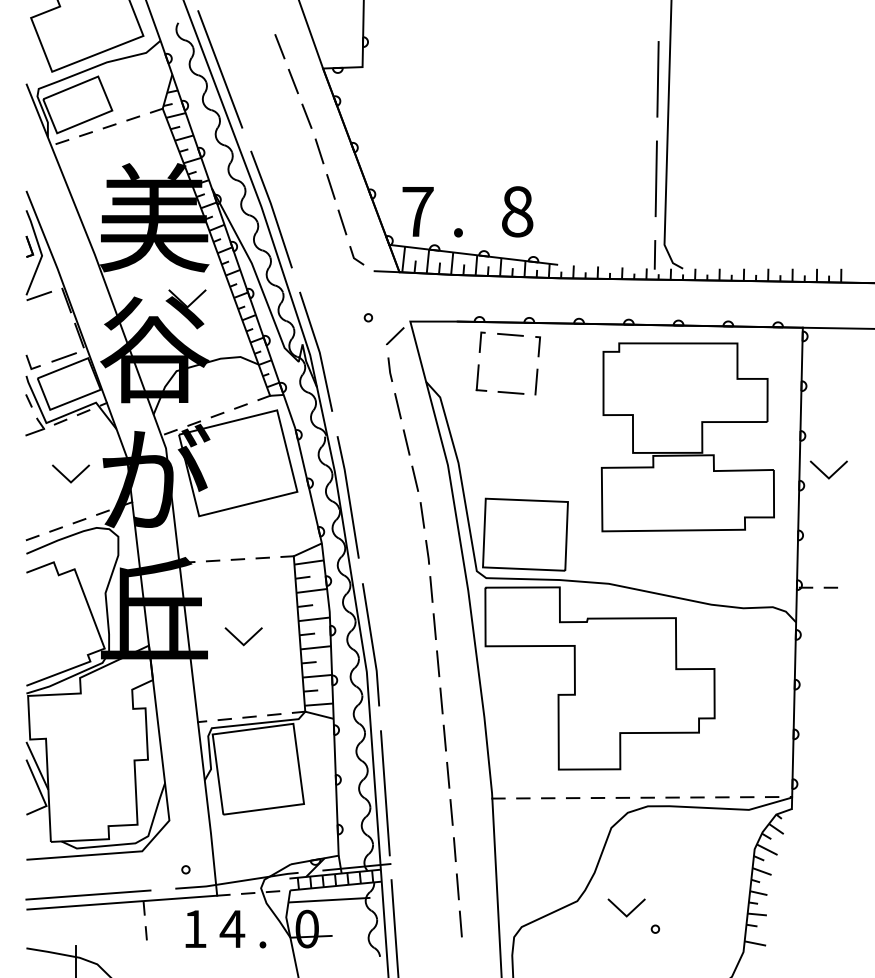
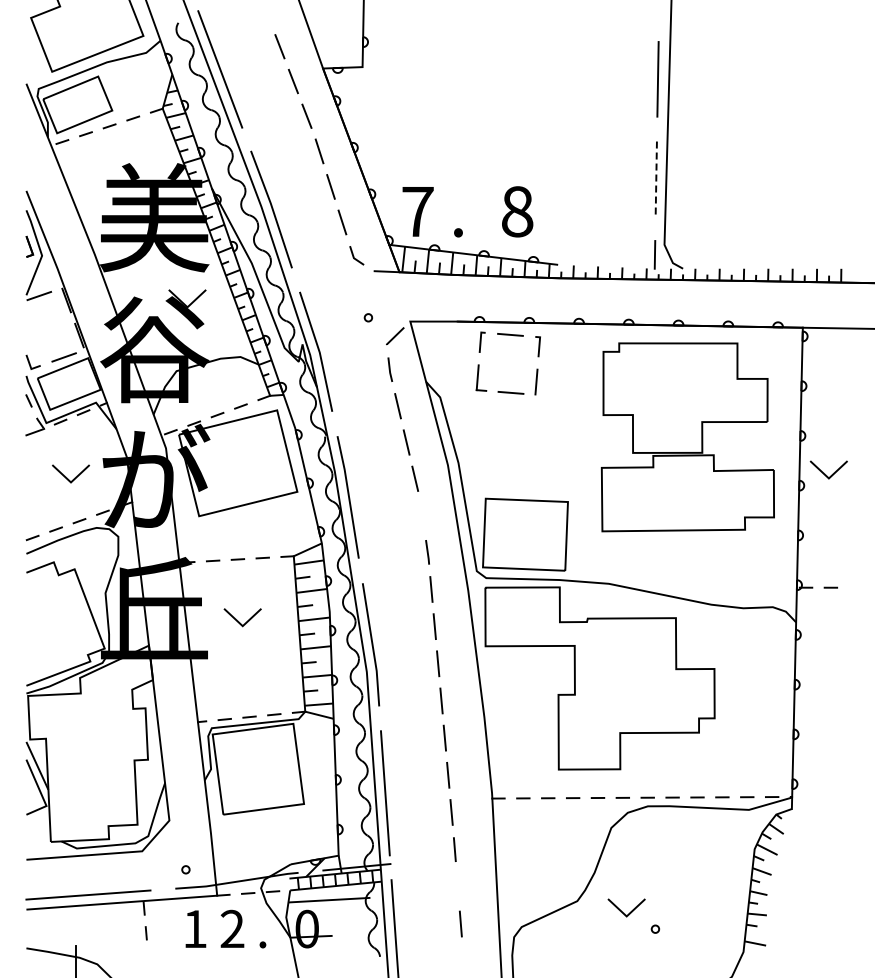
line: solid -> dashed (656, 179)
line: present -> none (422, 515)
line position: (239, 639) -> (238, 620) (238, 620)
line: present -> none (457, 886)
text: 4 -> 2 (232, 928)
